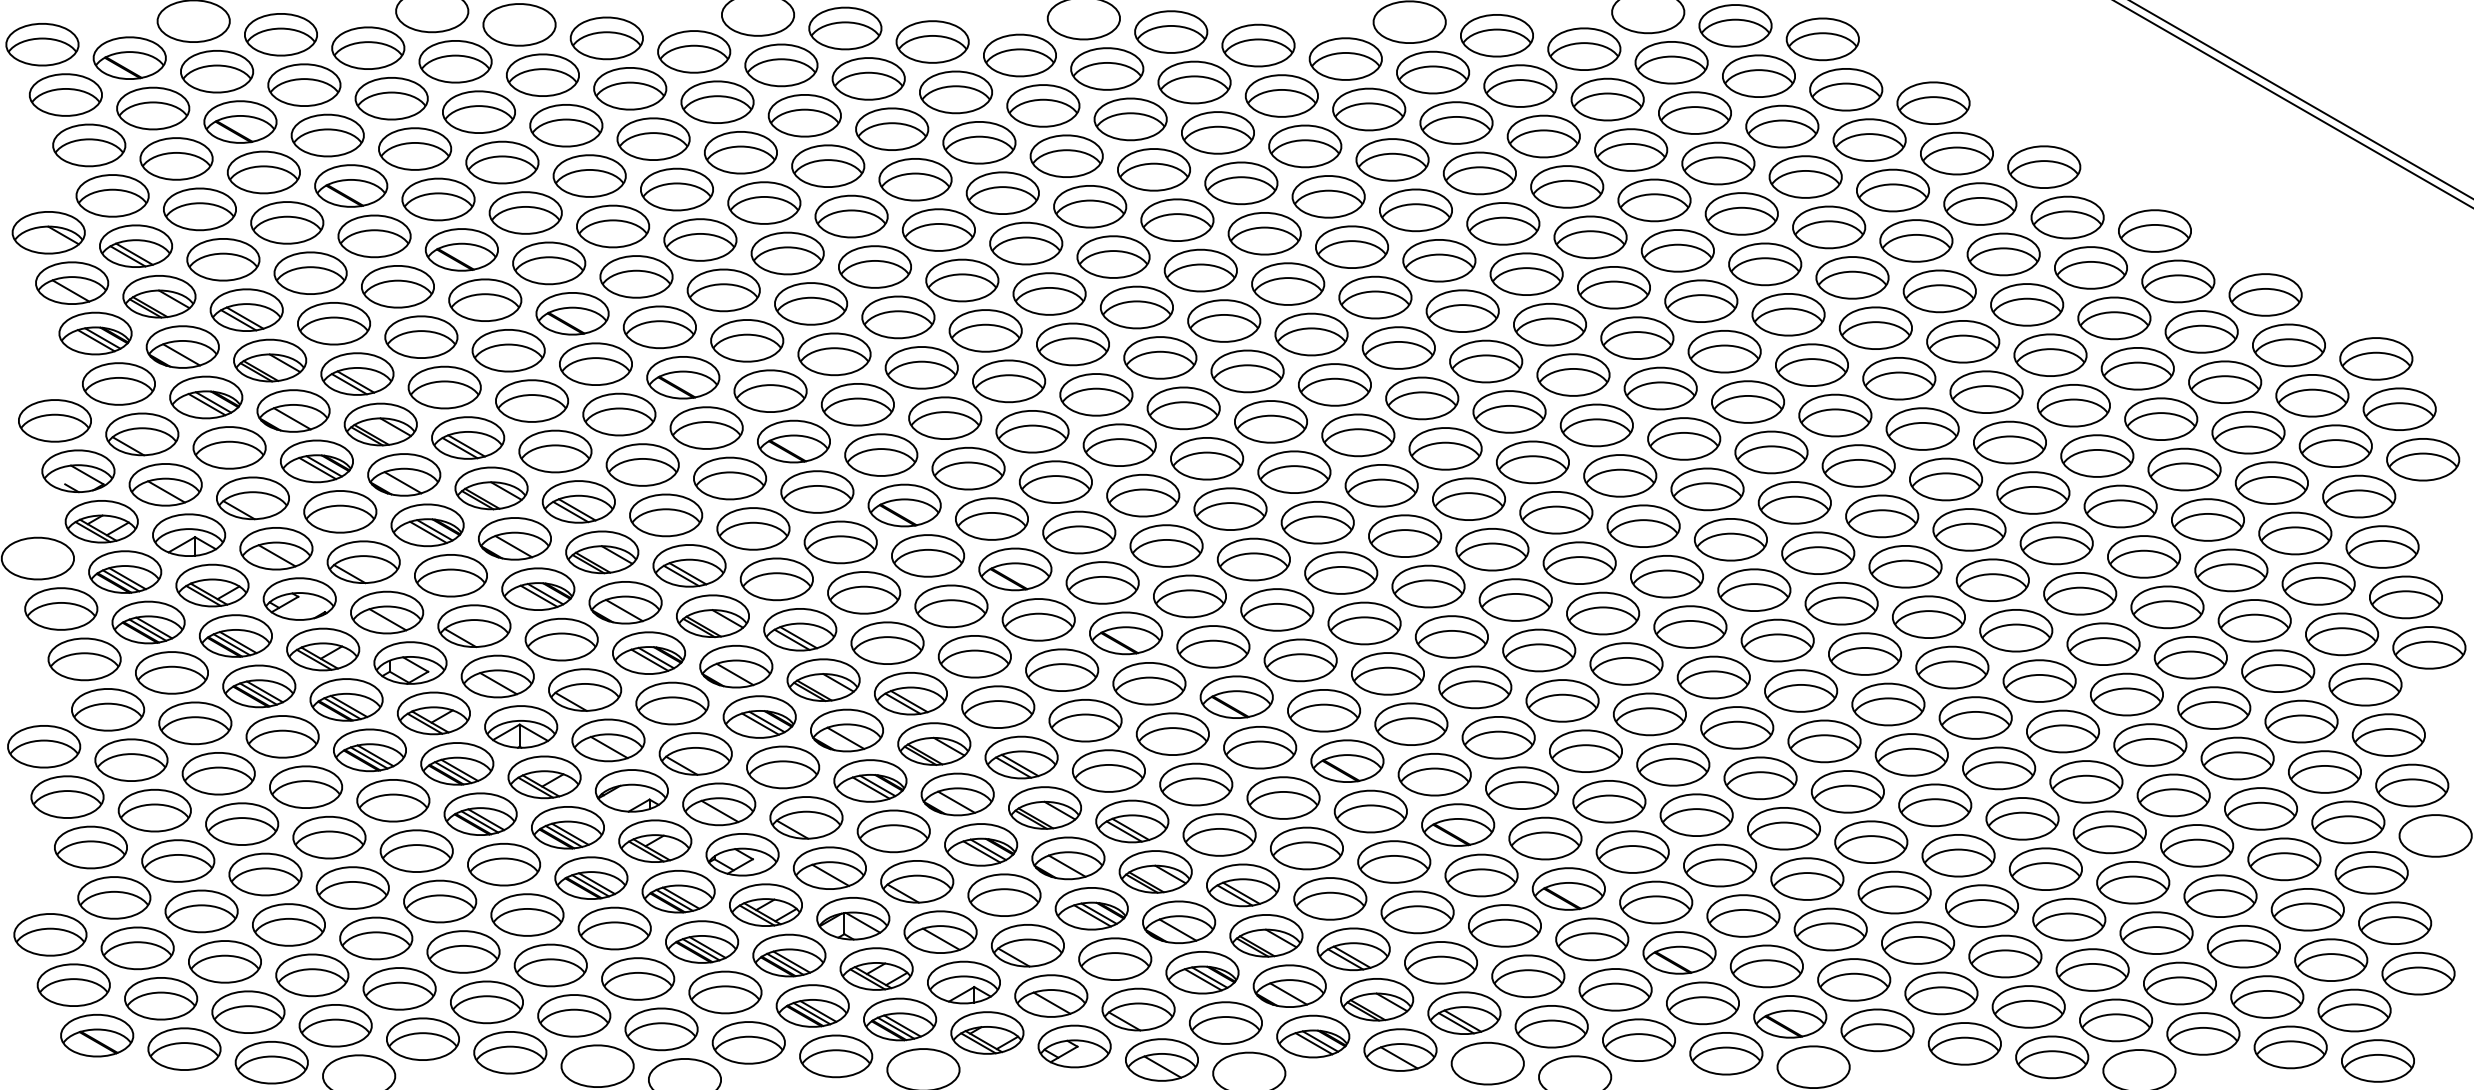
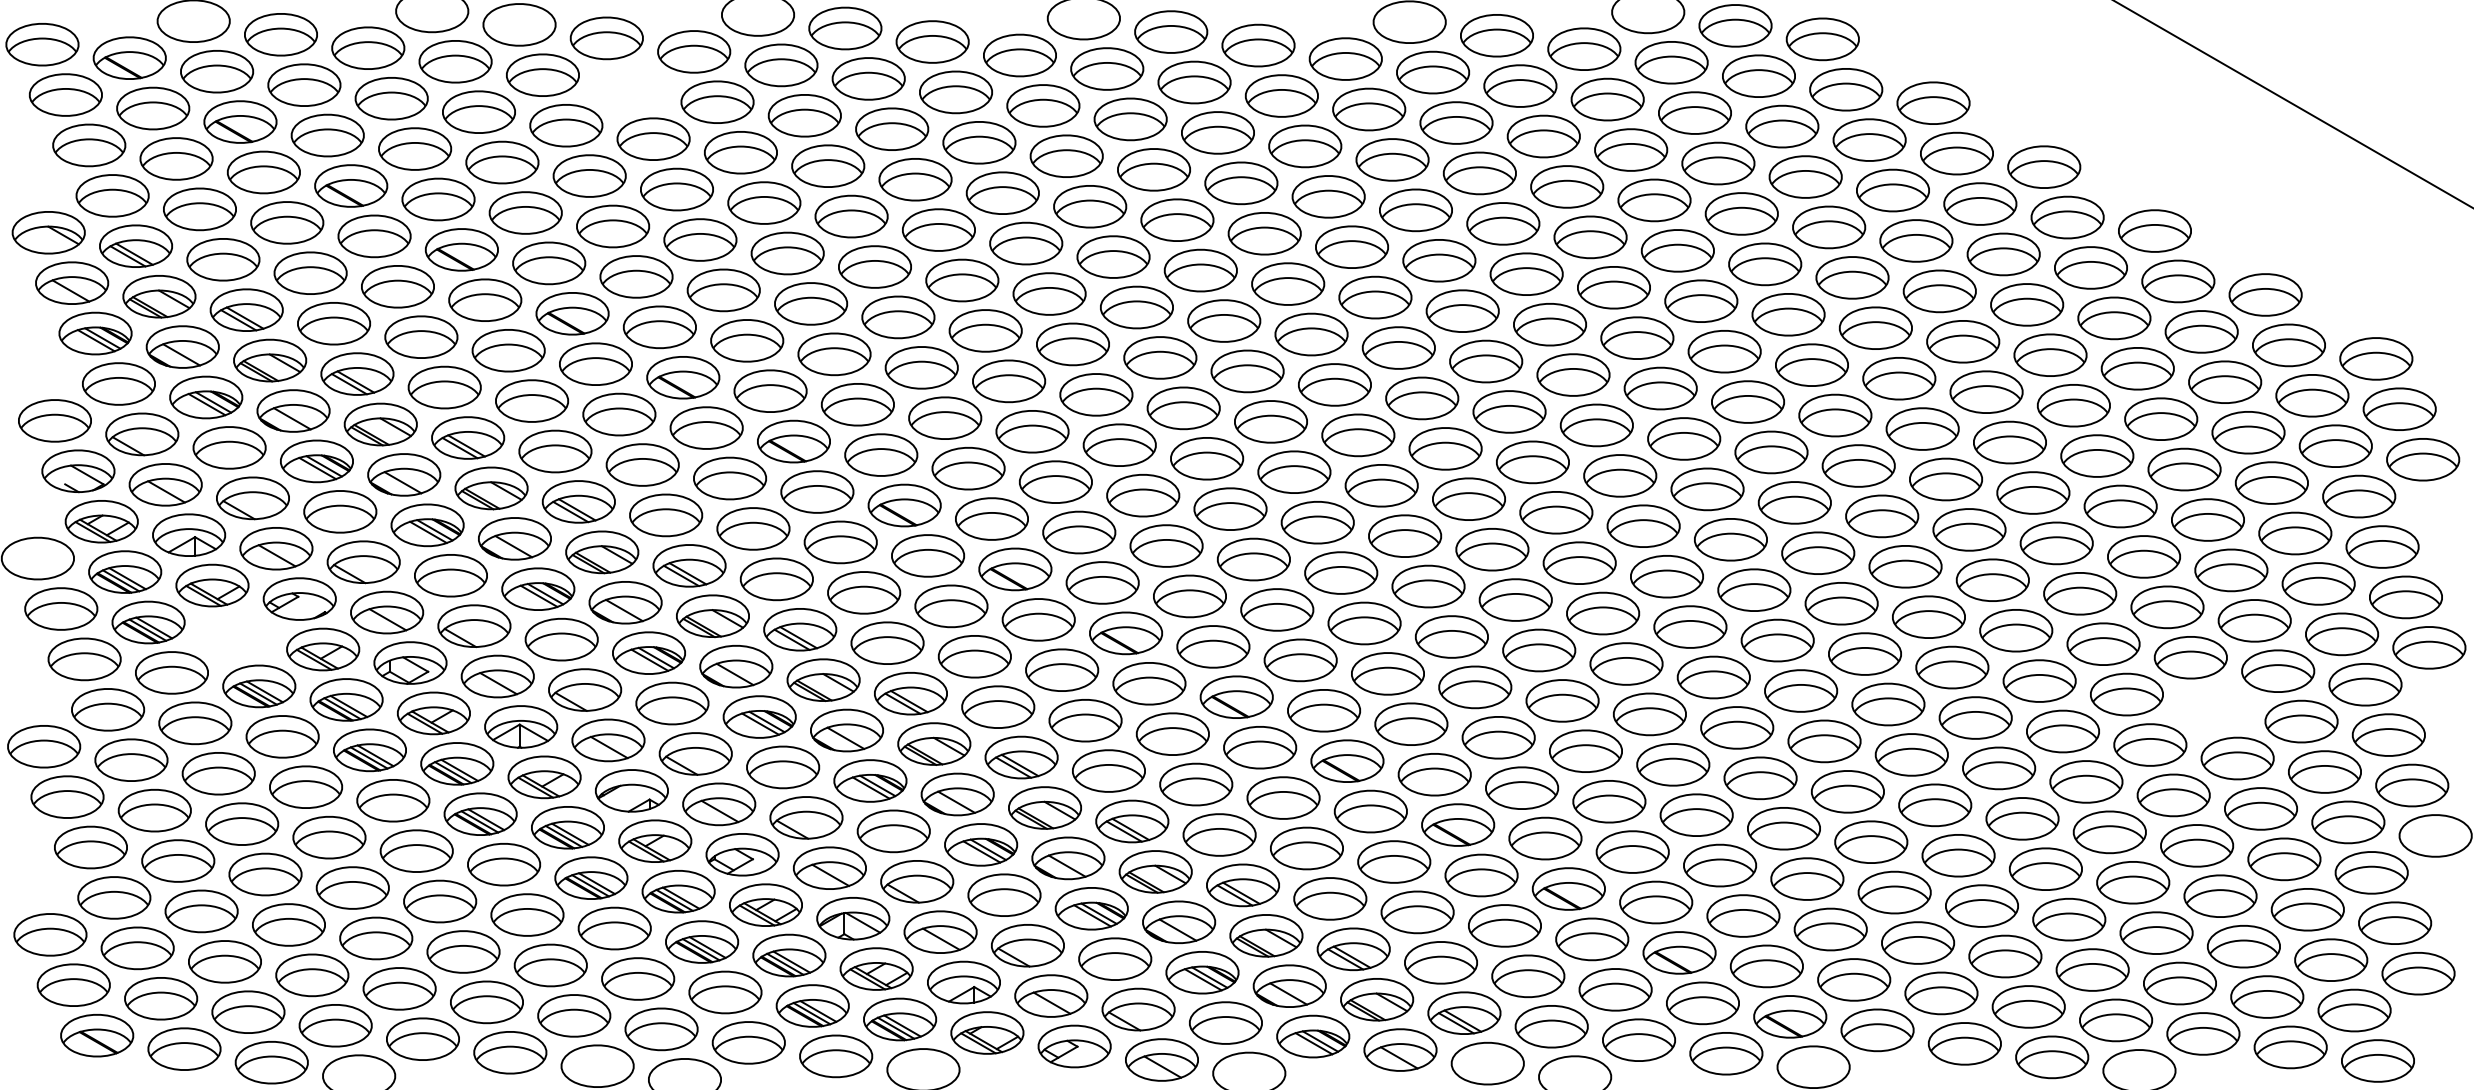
part: present -> none (630, 88)
line: present -> none (2301, 99)
part: present -> none (235, 635)
part: present -> none (2214, 707)
